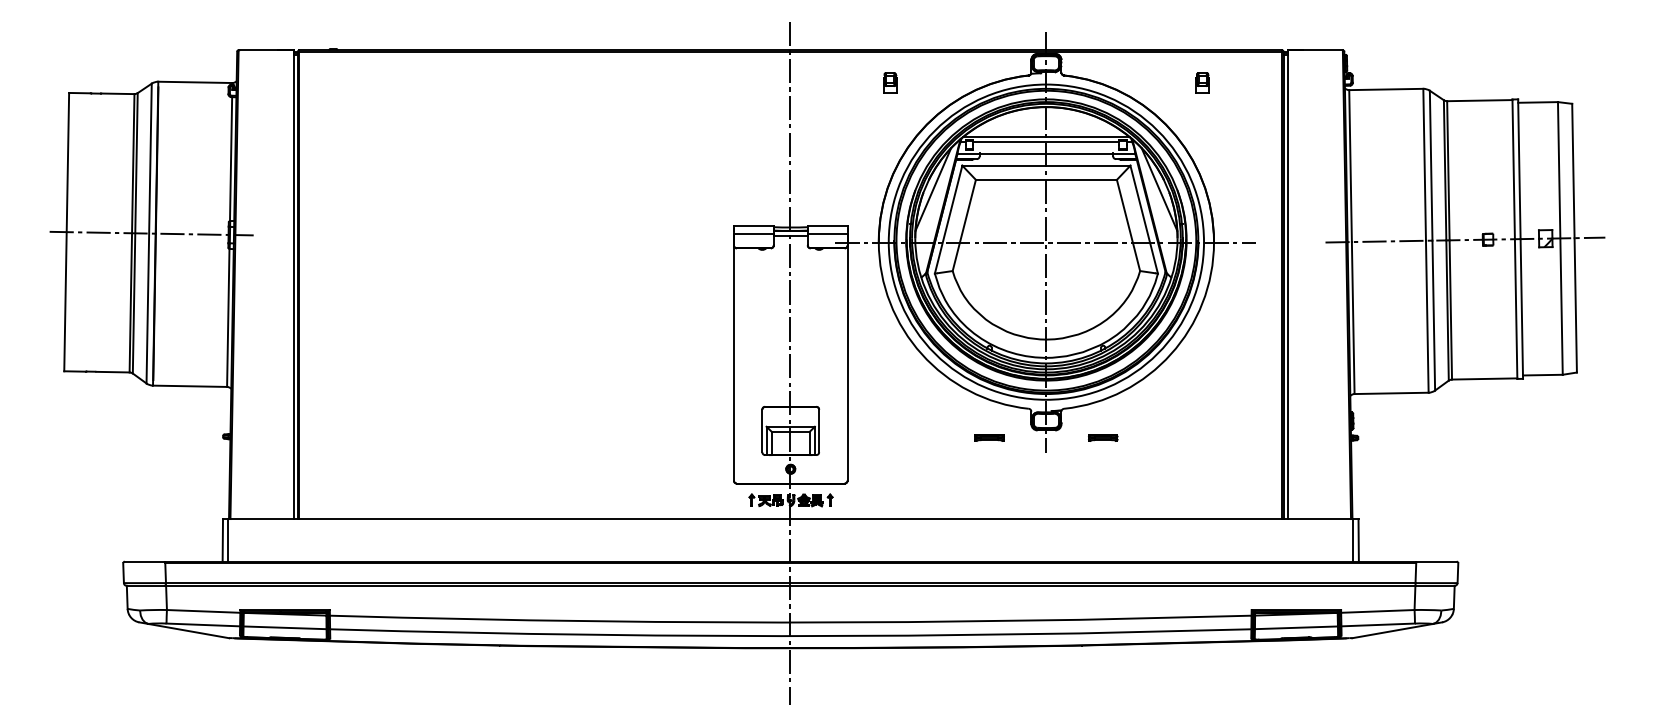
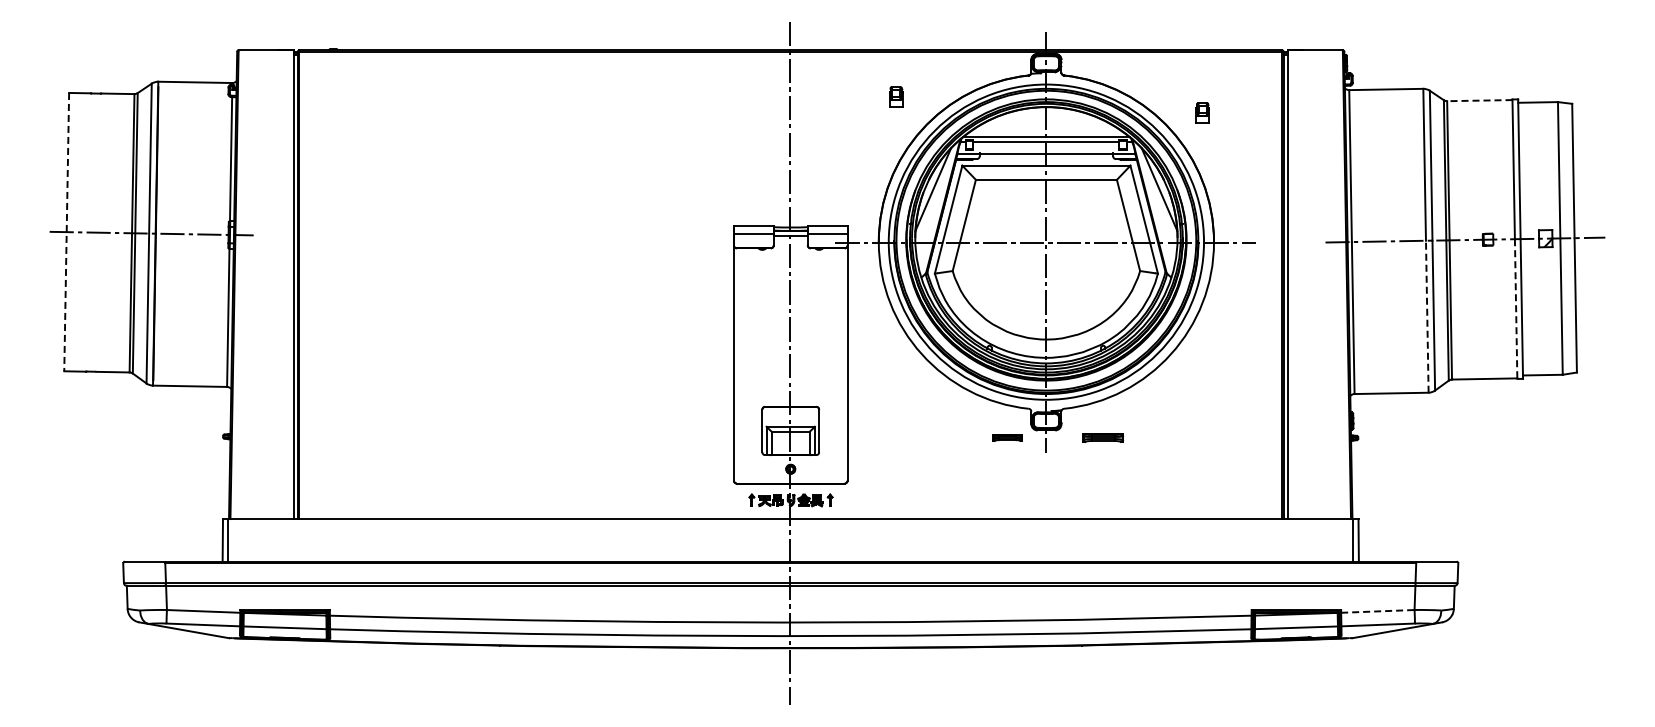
part position: (890, 82) -> (896, 96) (896, 96)
part position: (1202, 82) -> (1202, 112) (1202, 112)
line: solid -> dashed (1479, 100)
line: solid -> dashed (66, 232)
line: solid -> dashed (1516, 309)
line: solid -> dashed (1427, 316)
part position: (989, 437) -> (1007, 437) (1007, 437)
part size: 31x8 px -> 43x11 px (1103, 438)
line: solid -> dashed (1377, 611)
